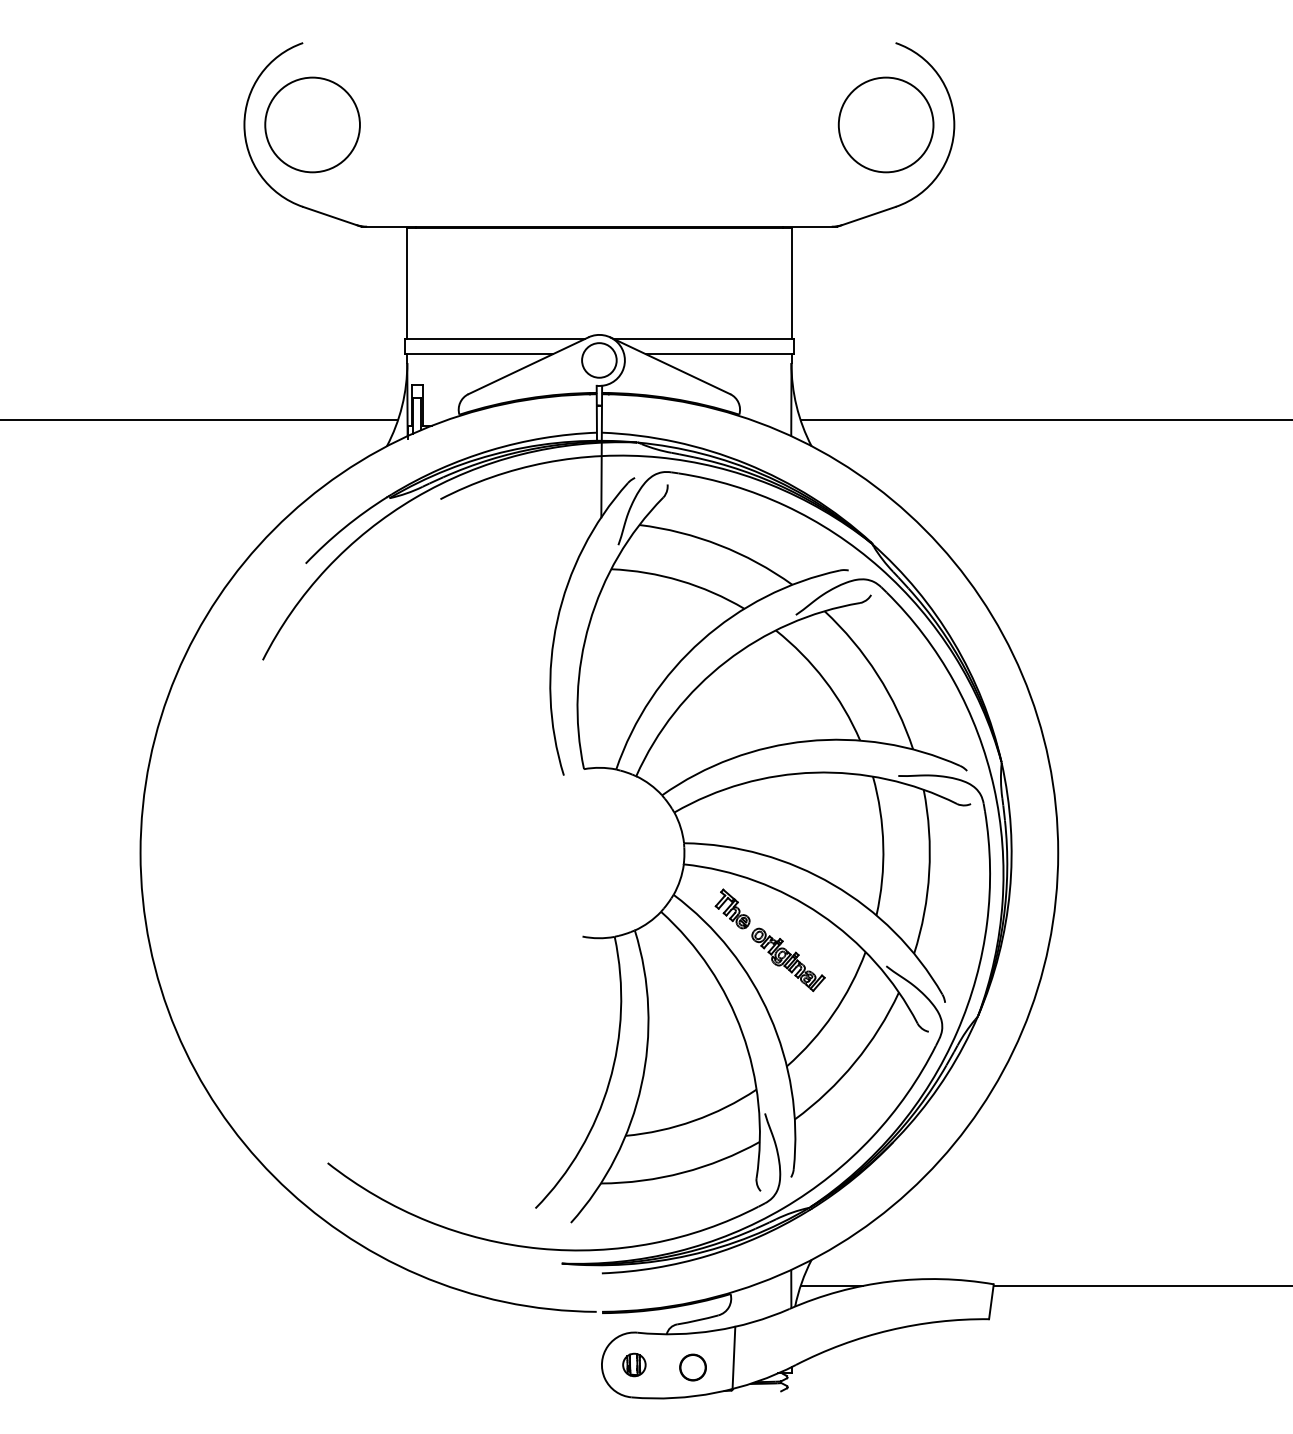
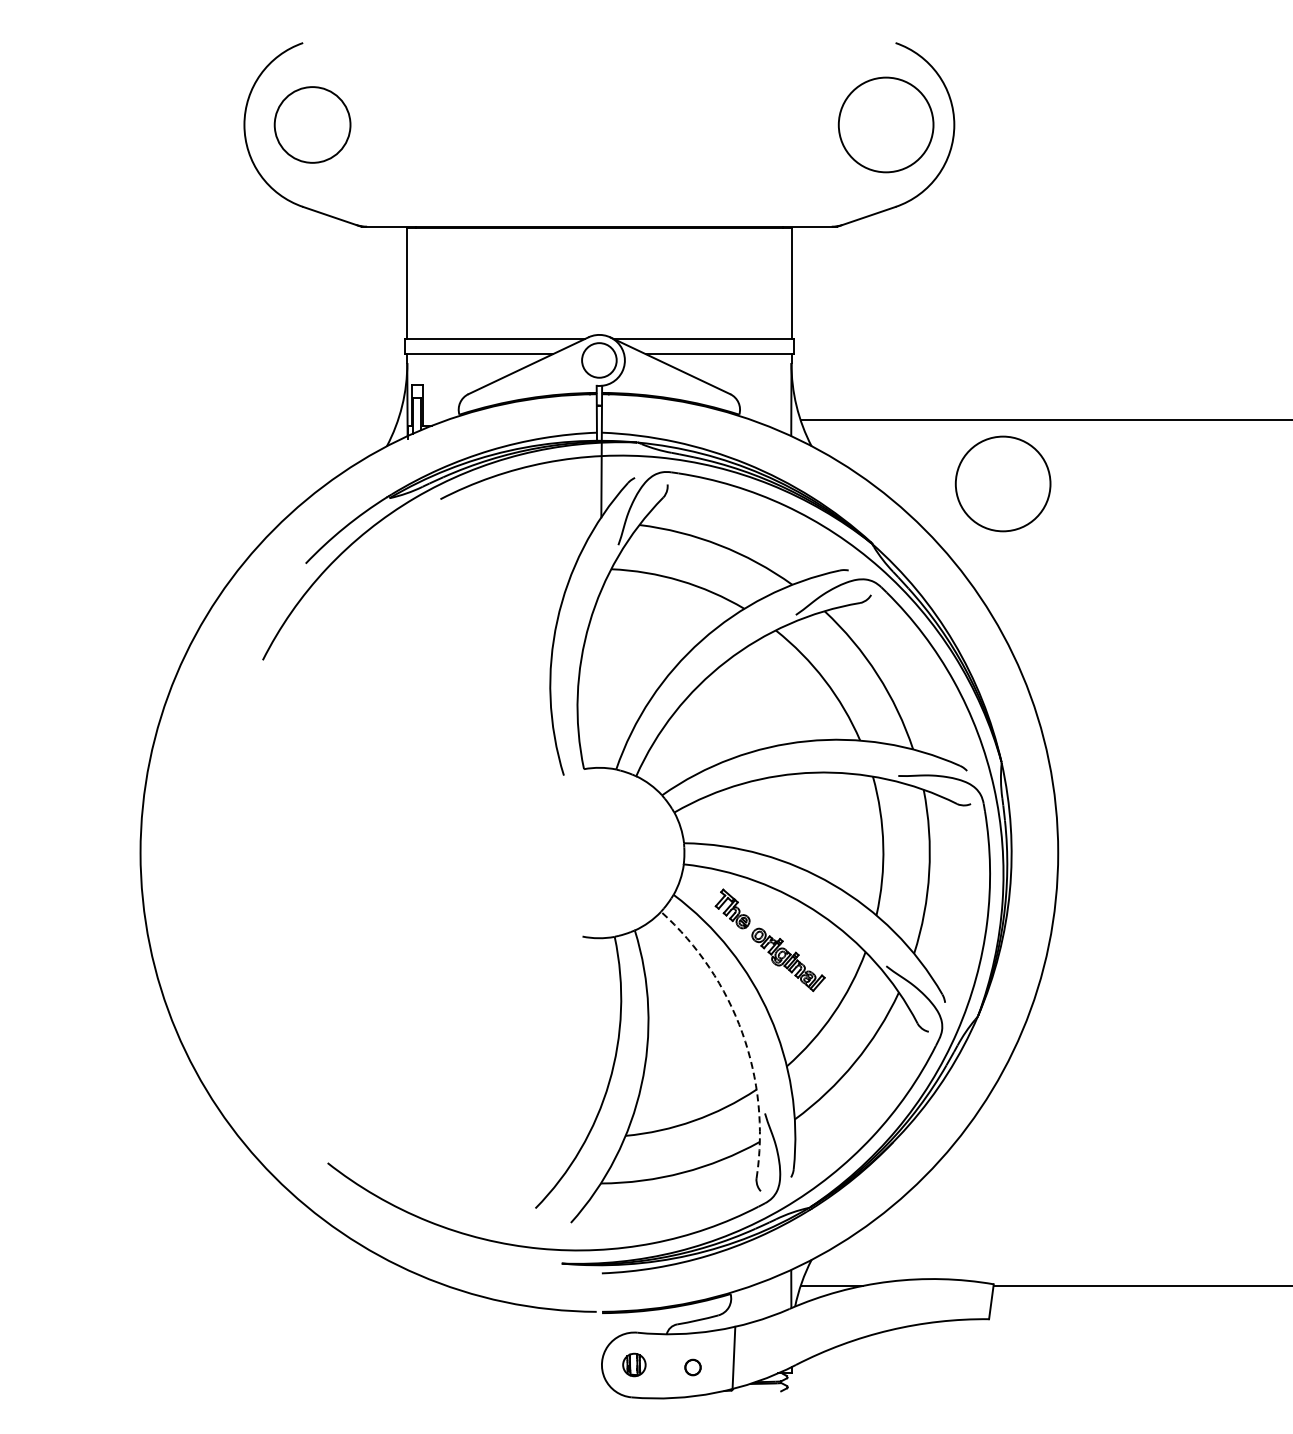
circle diameter: 95 px -> 76 px (312, 124)
line: present -> none (199, 420)
circle: none -> present (1002, 483)
arc: solid -> dashed (742, 1032)
part size: 28x29 px -> 18x19 px (692, 1367)
